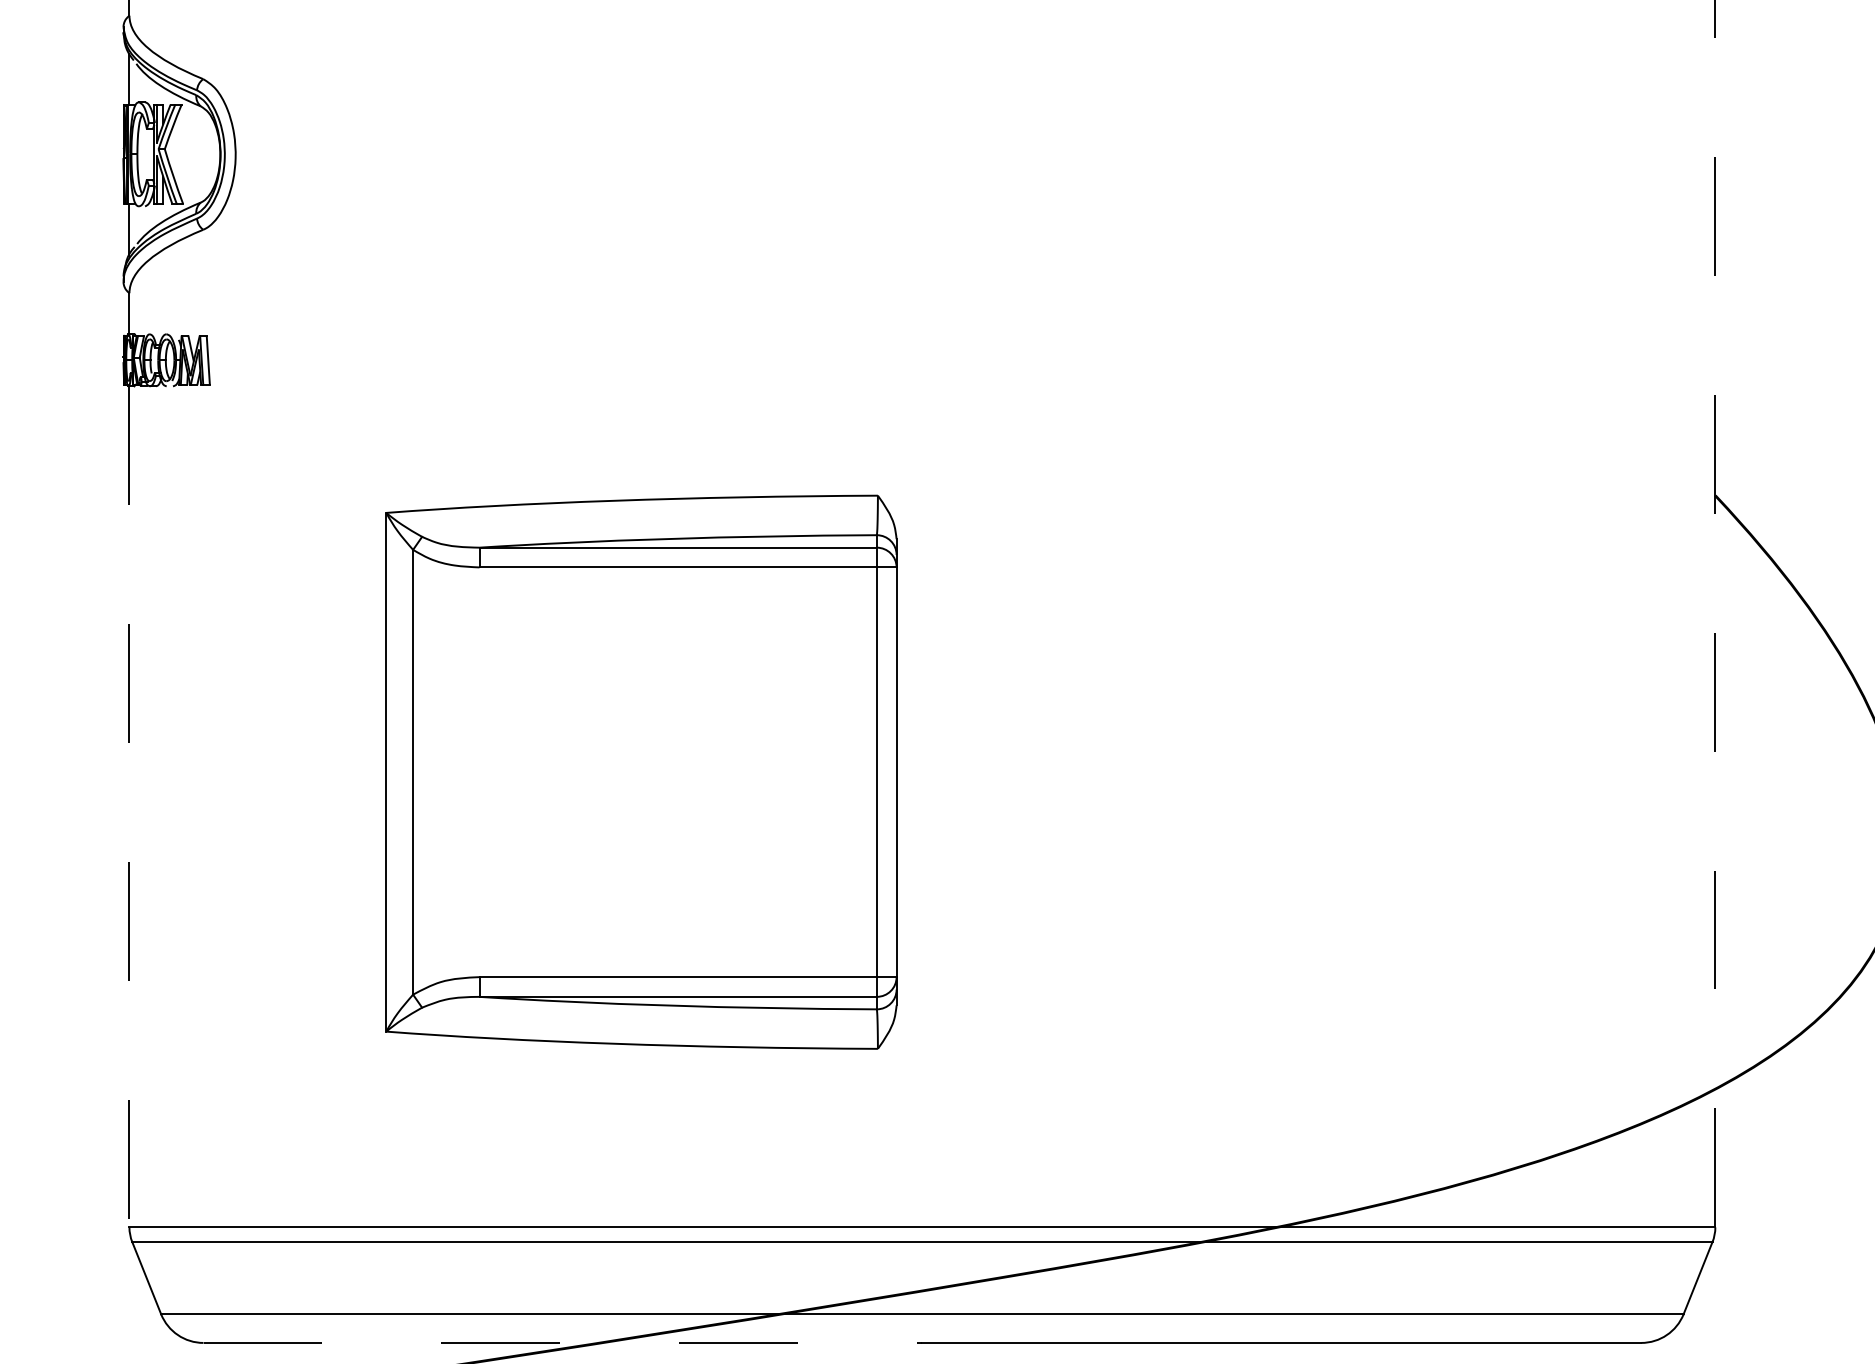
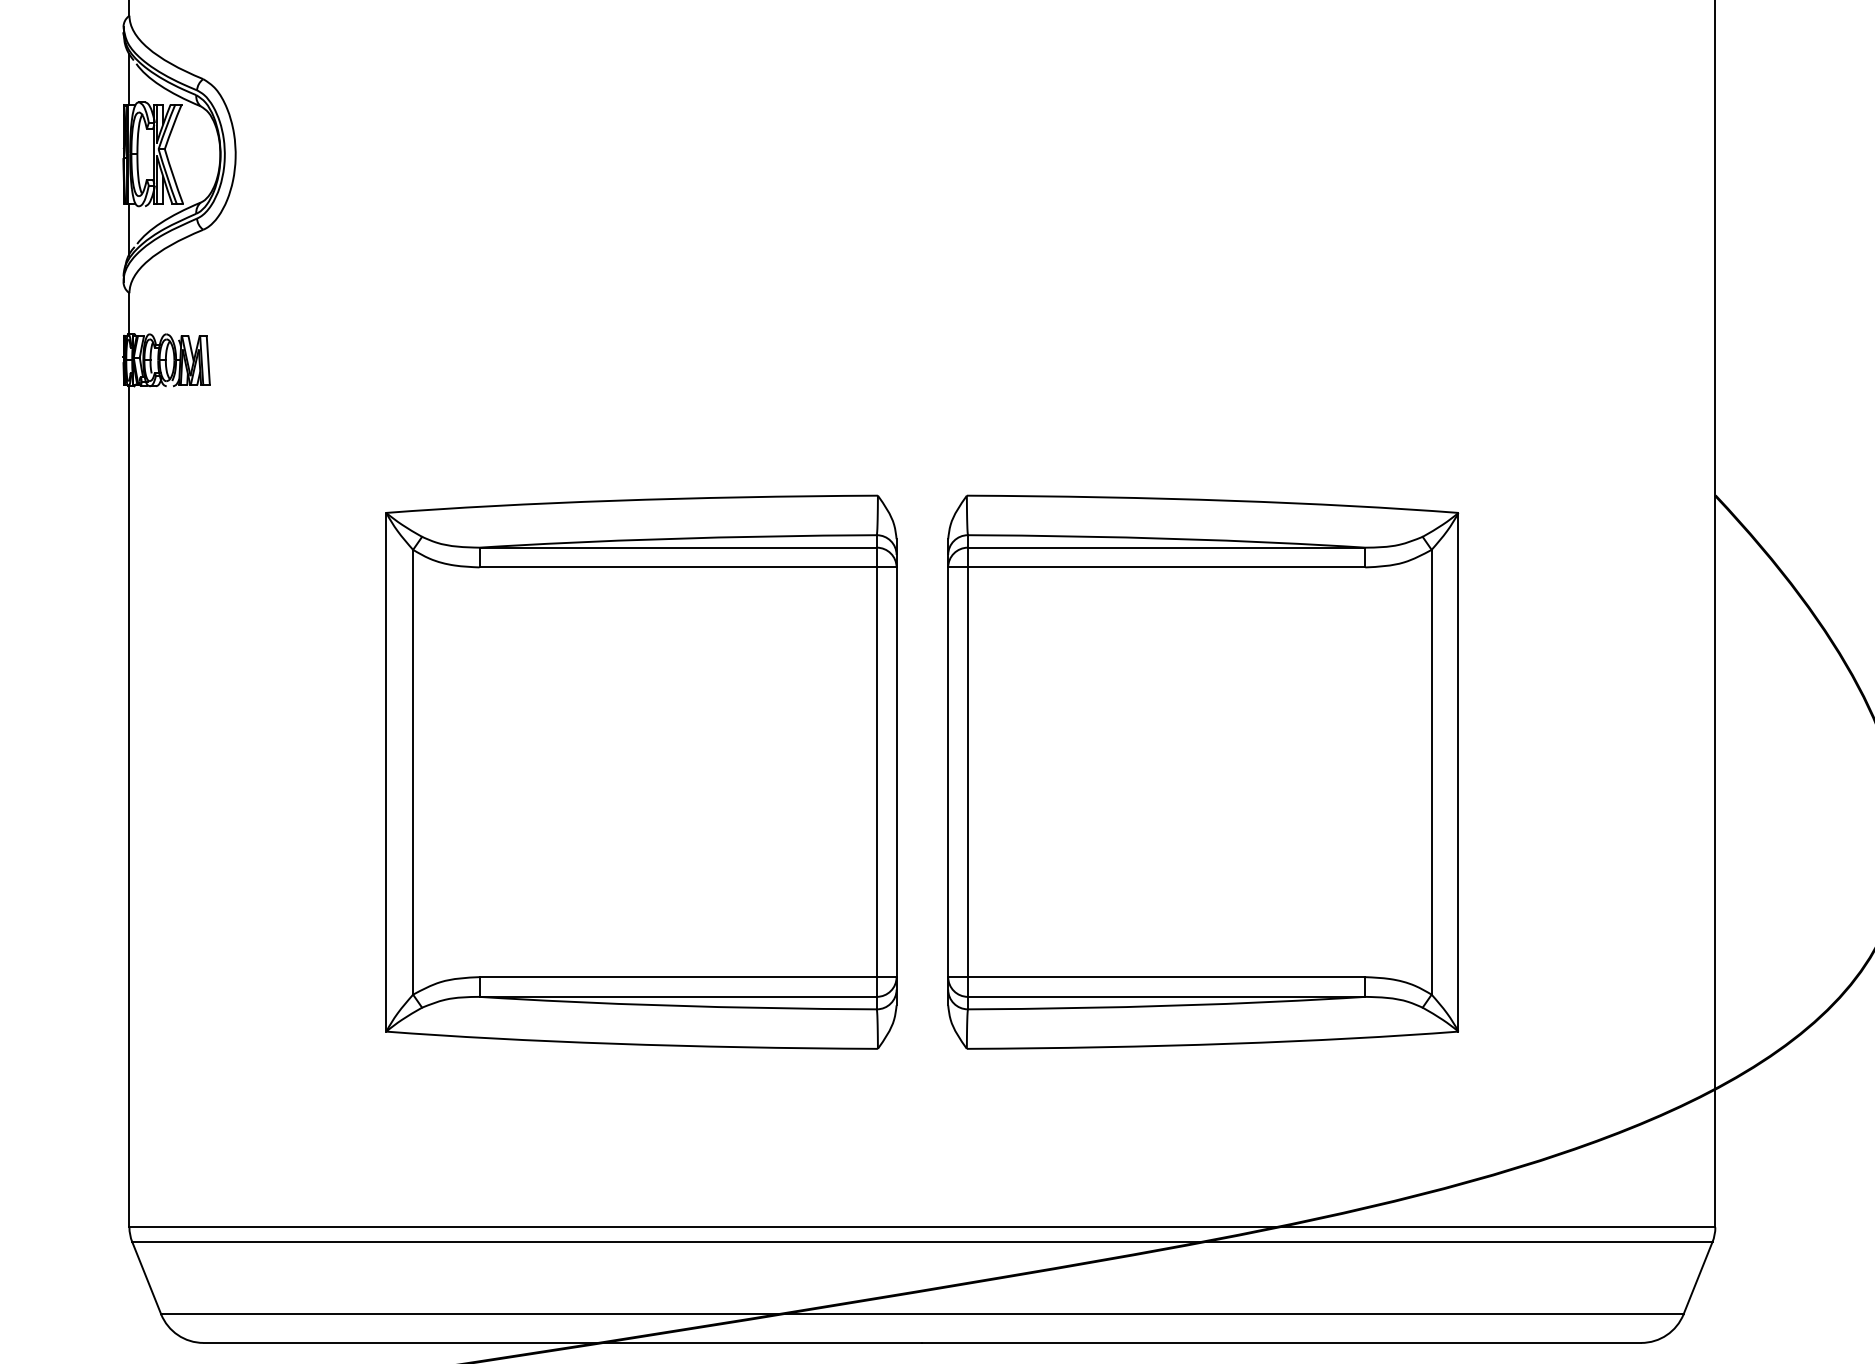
line: dashed -> solid (1715, 613)
part: none -> present (1203, 771)
line: dashed -> solid (129, 807)
line: dashed -> solid (563, 1342)
